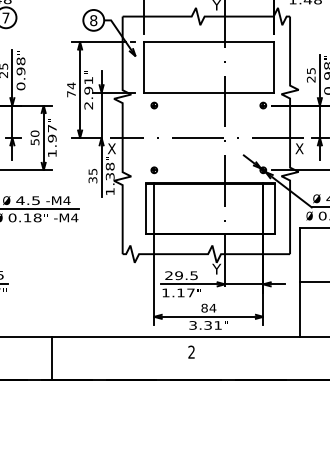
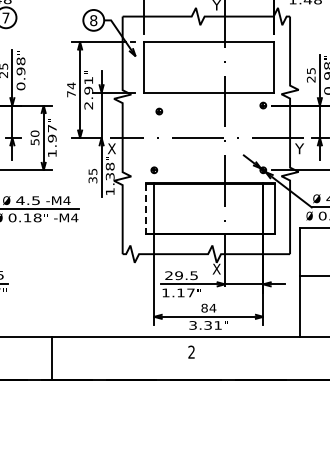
part position: (154, 105) -> (159, 111) (159, 111)
text: X -> Y (299, 148)
line: solid -> dashed (146, 209)
text: Y -> X (216, 268)
line position: (312, 282) -> (312, 276) (312, 276)
